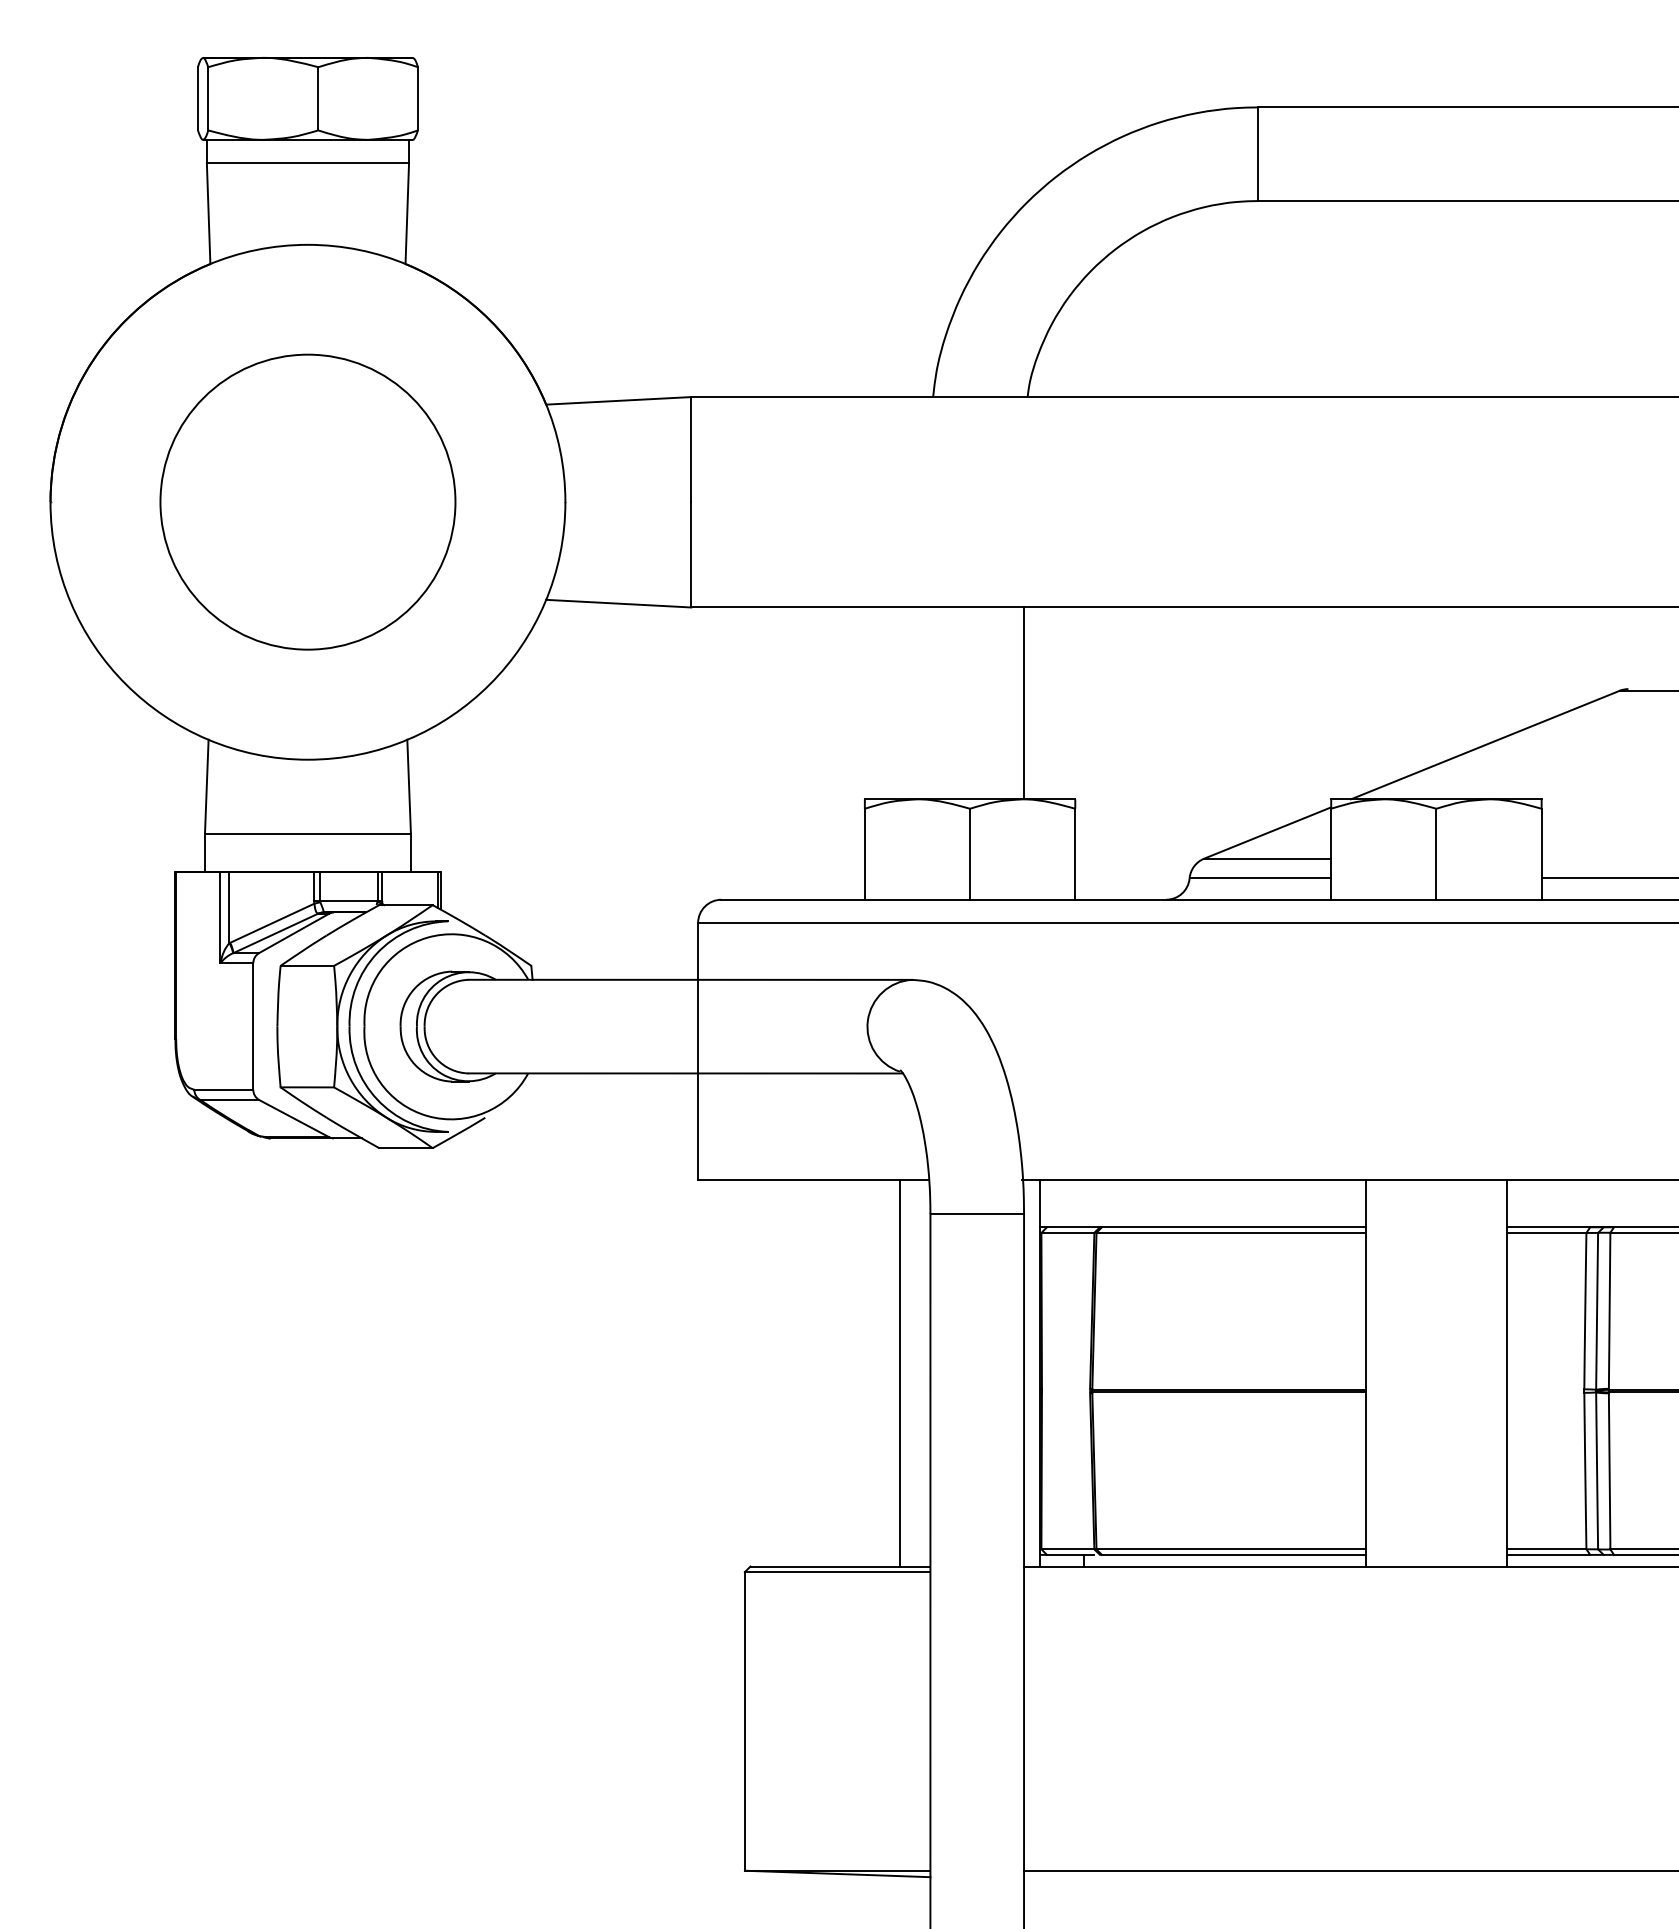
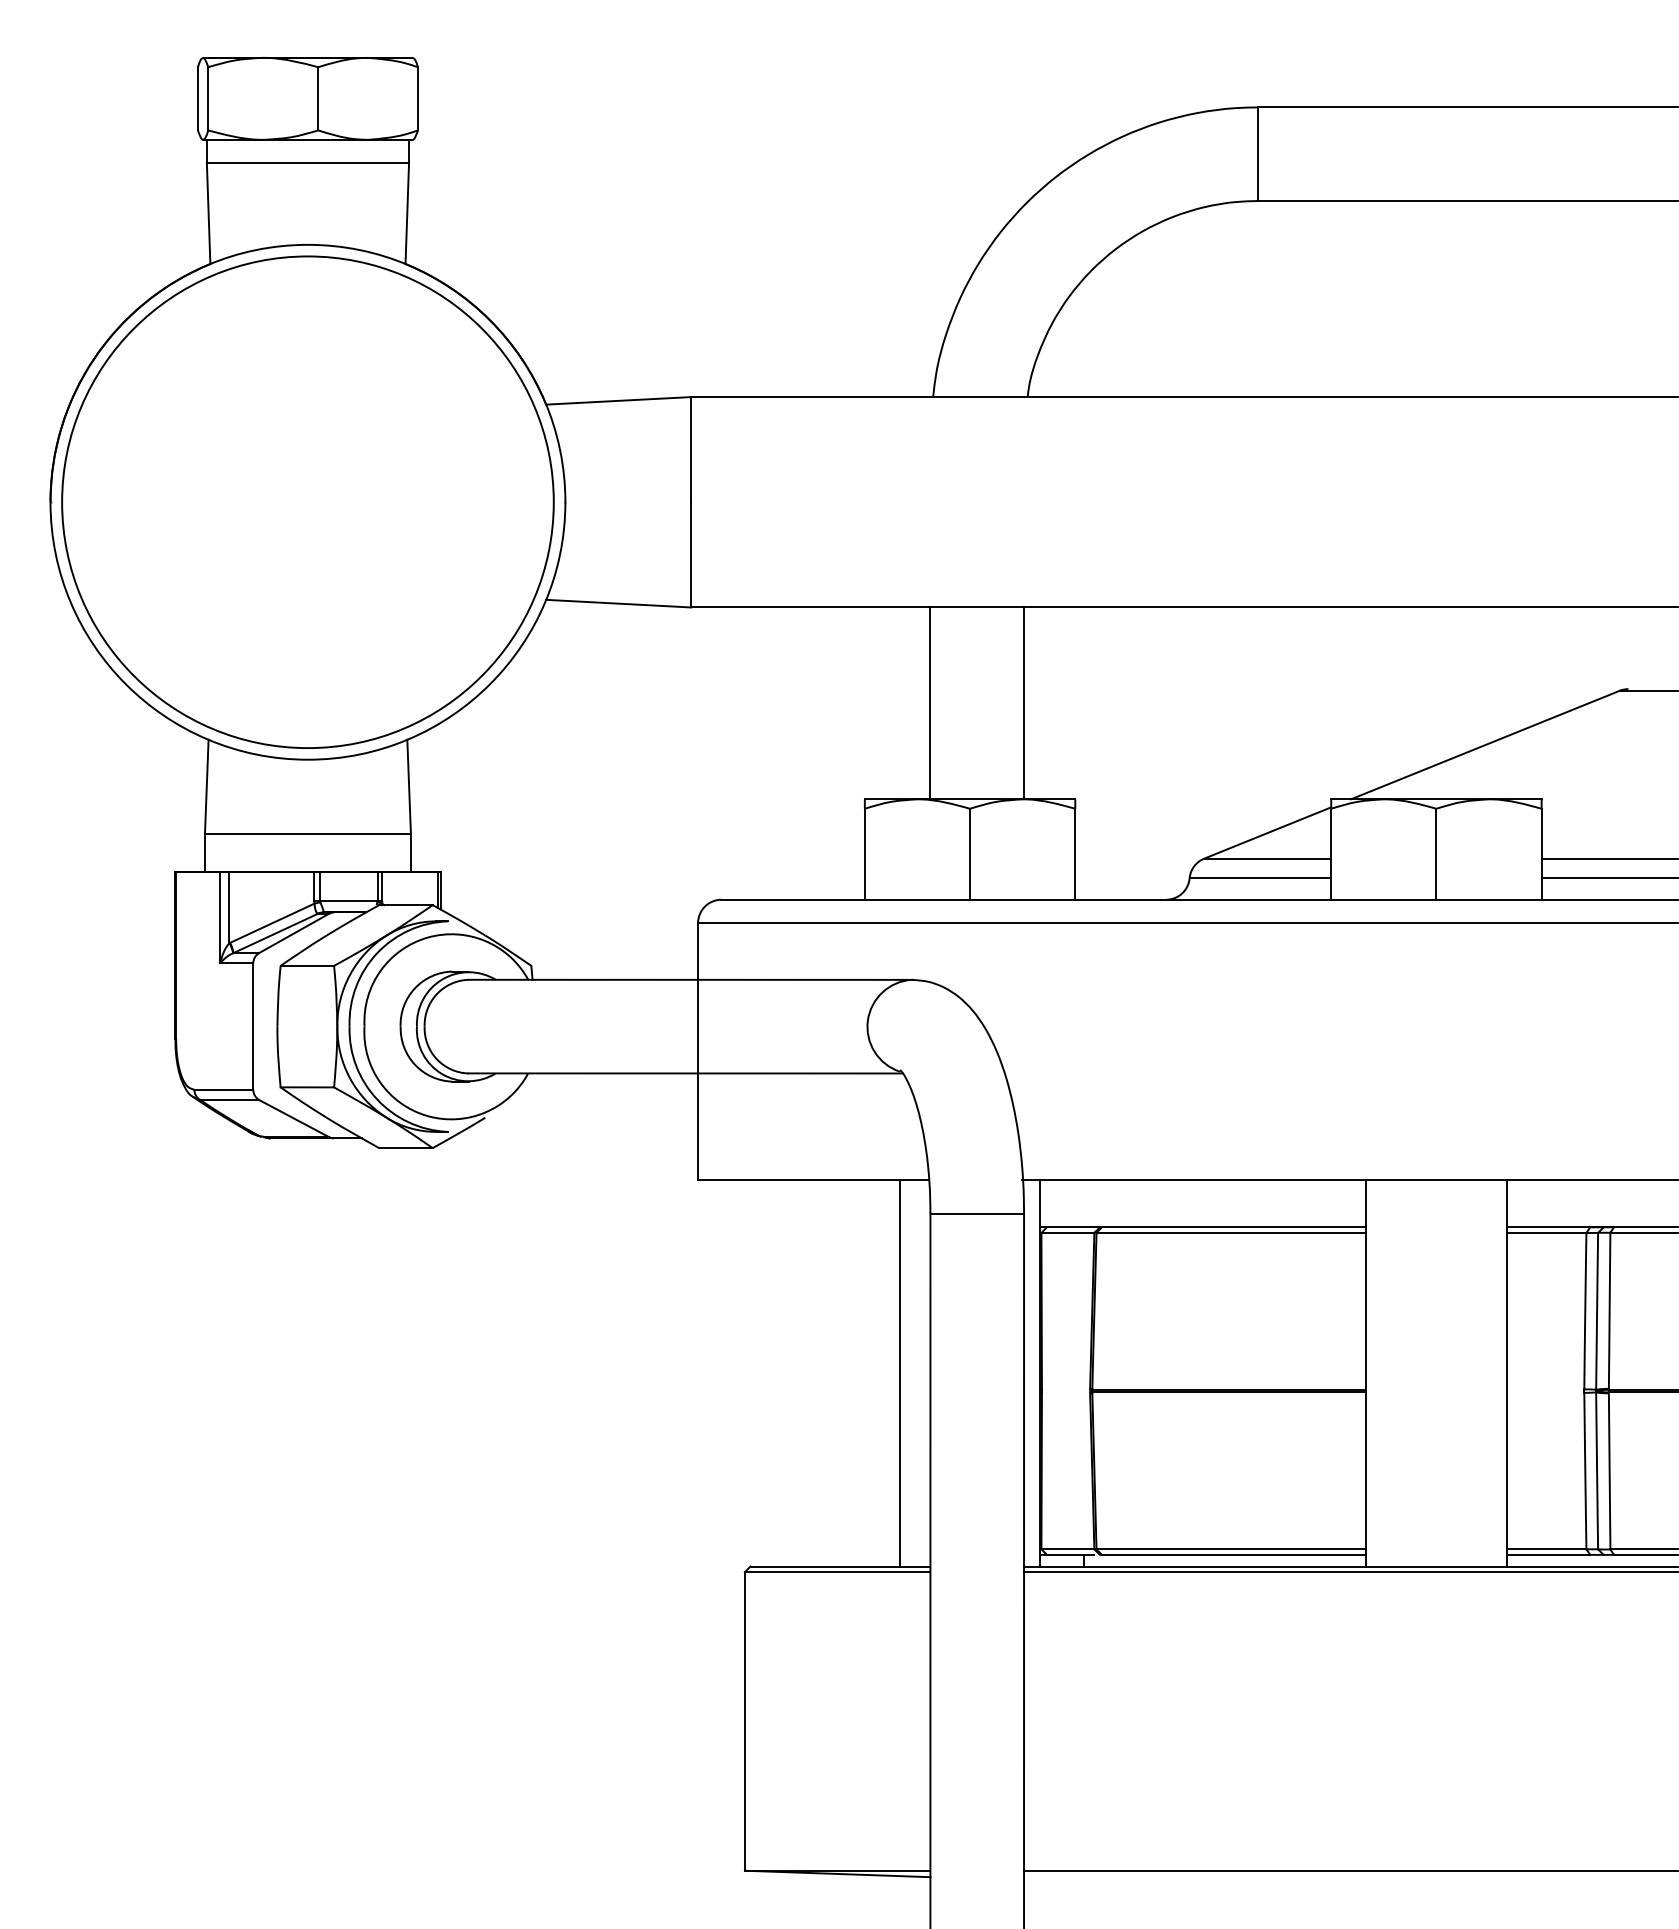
circle size: 298x298 px -> 494x494 px (307, 501)
line: none -> present (930, 703)
line: none -> present (1608, 858)
line: none -> present (1349, 1572)
